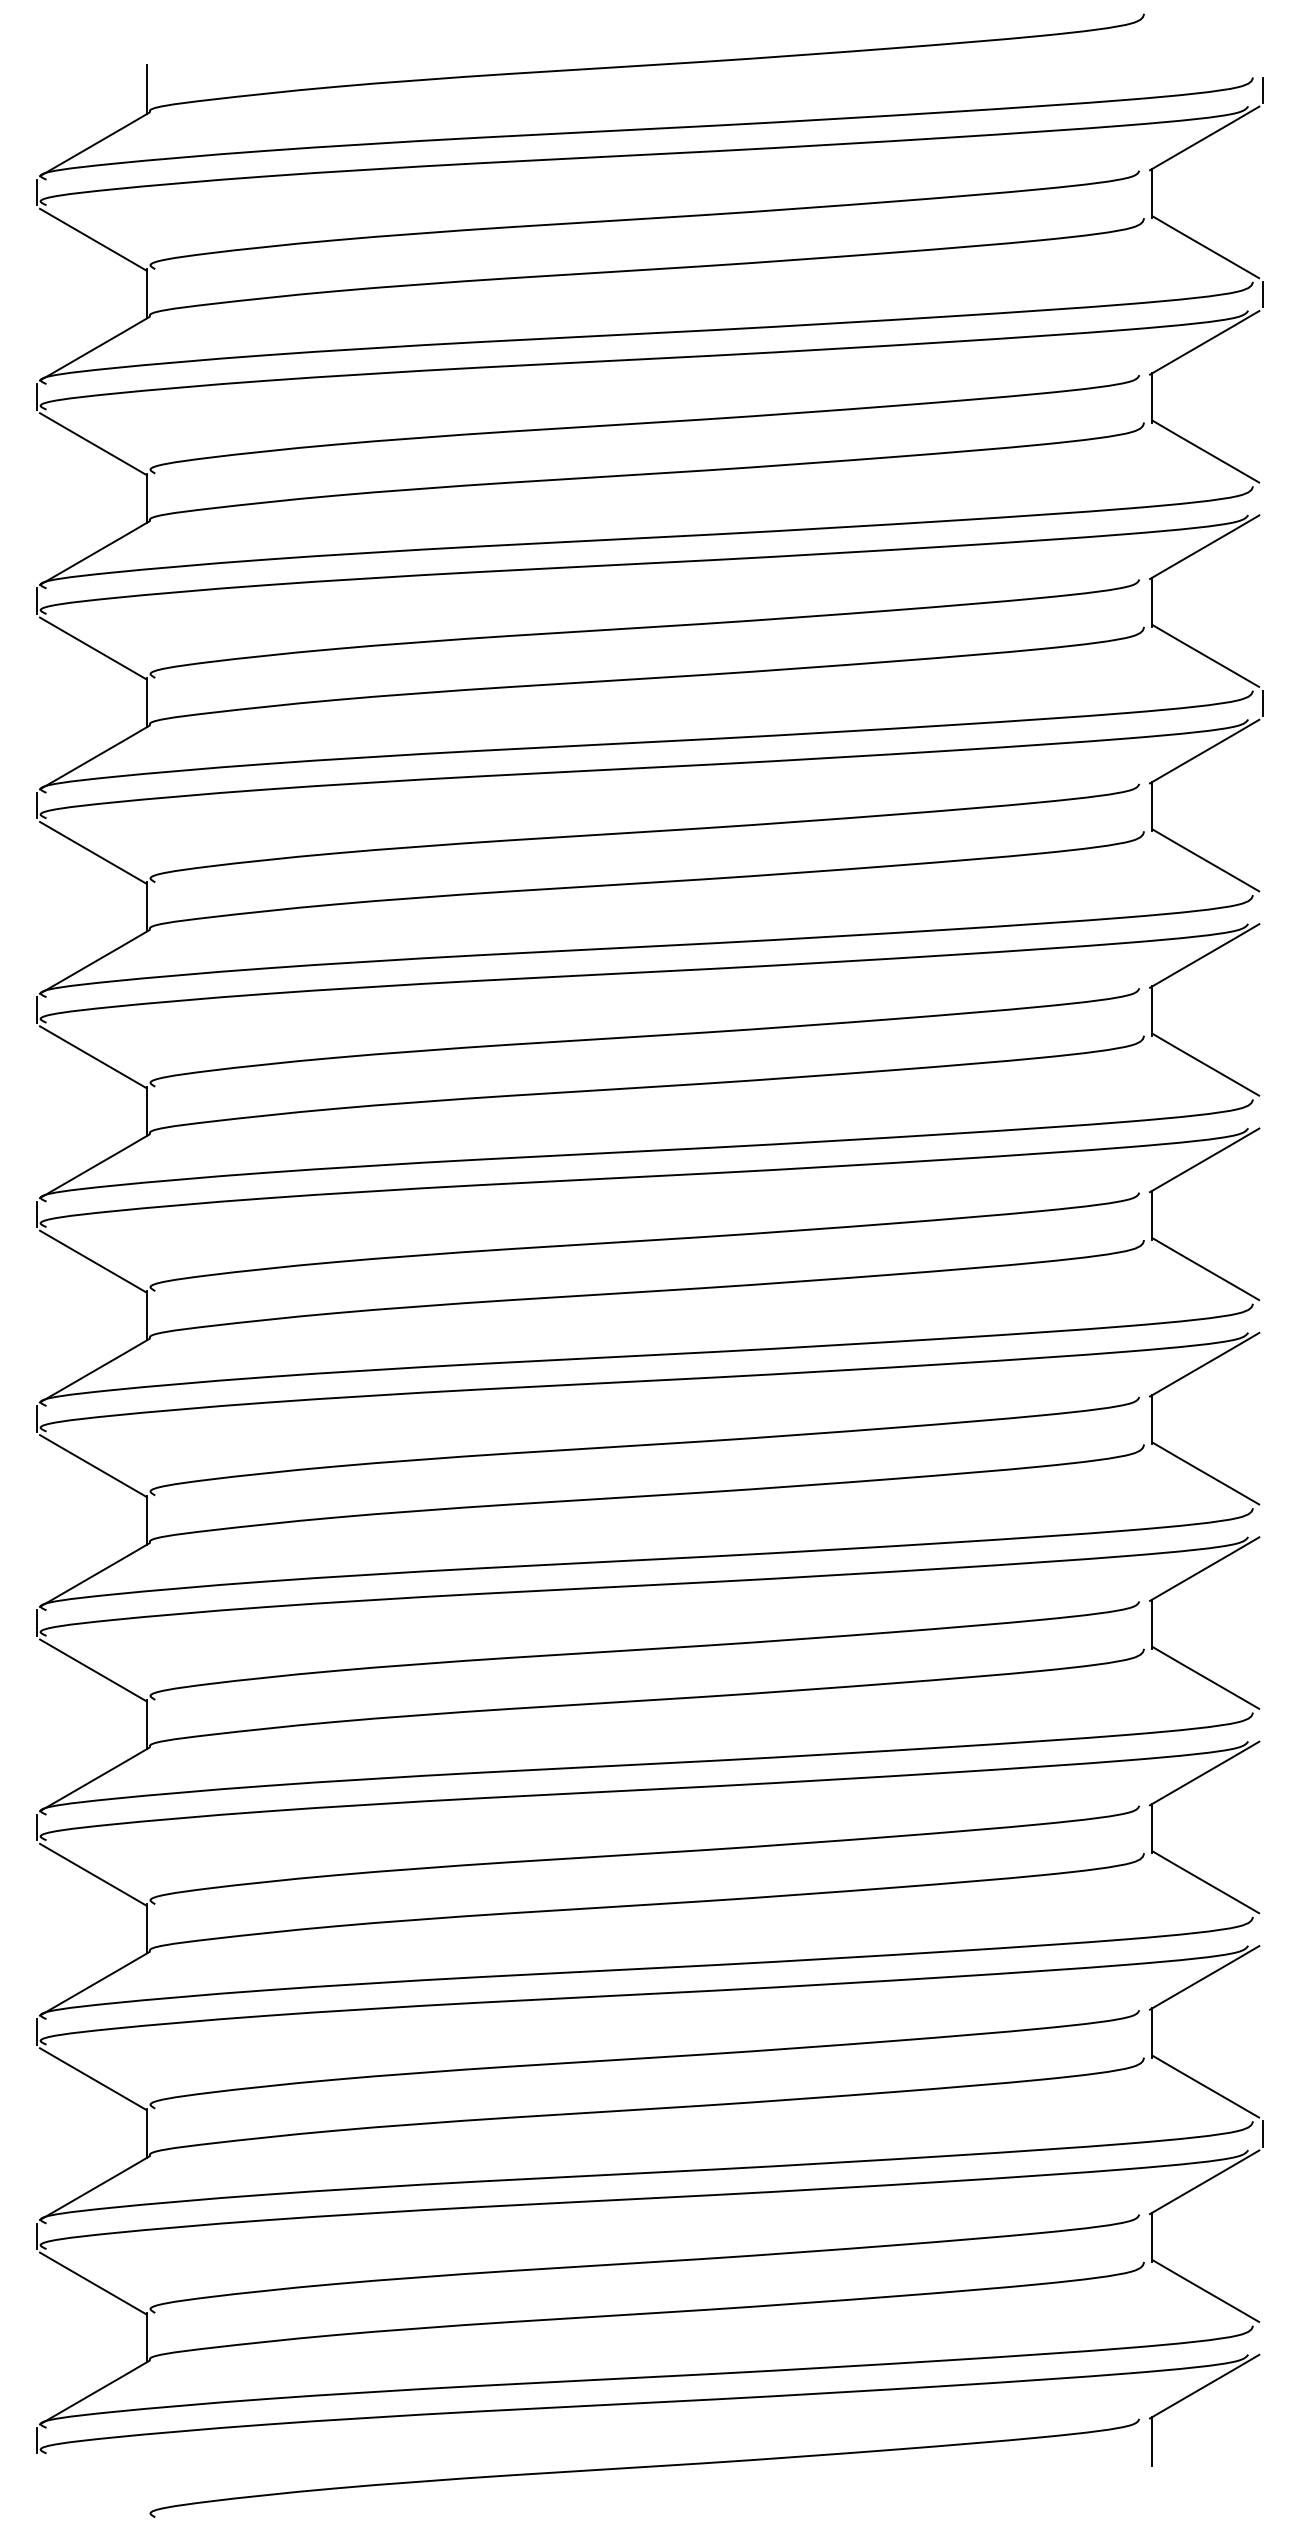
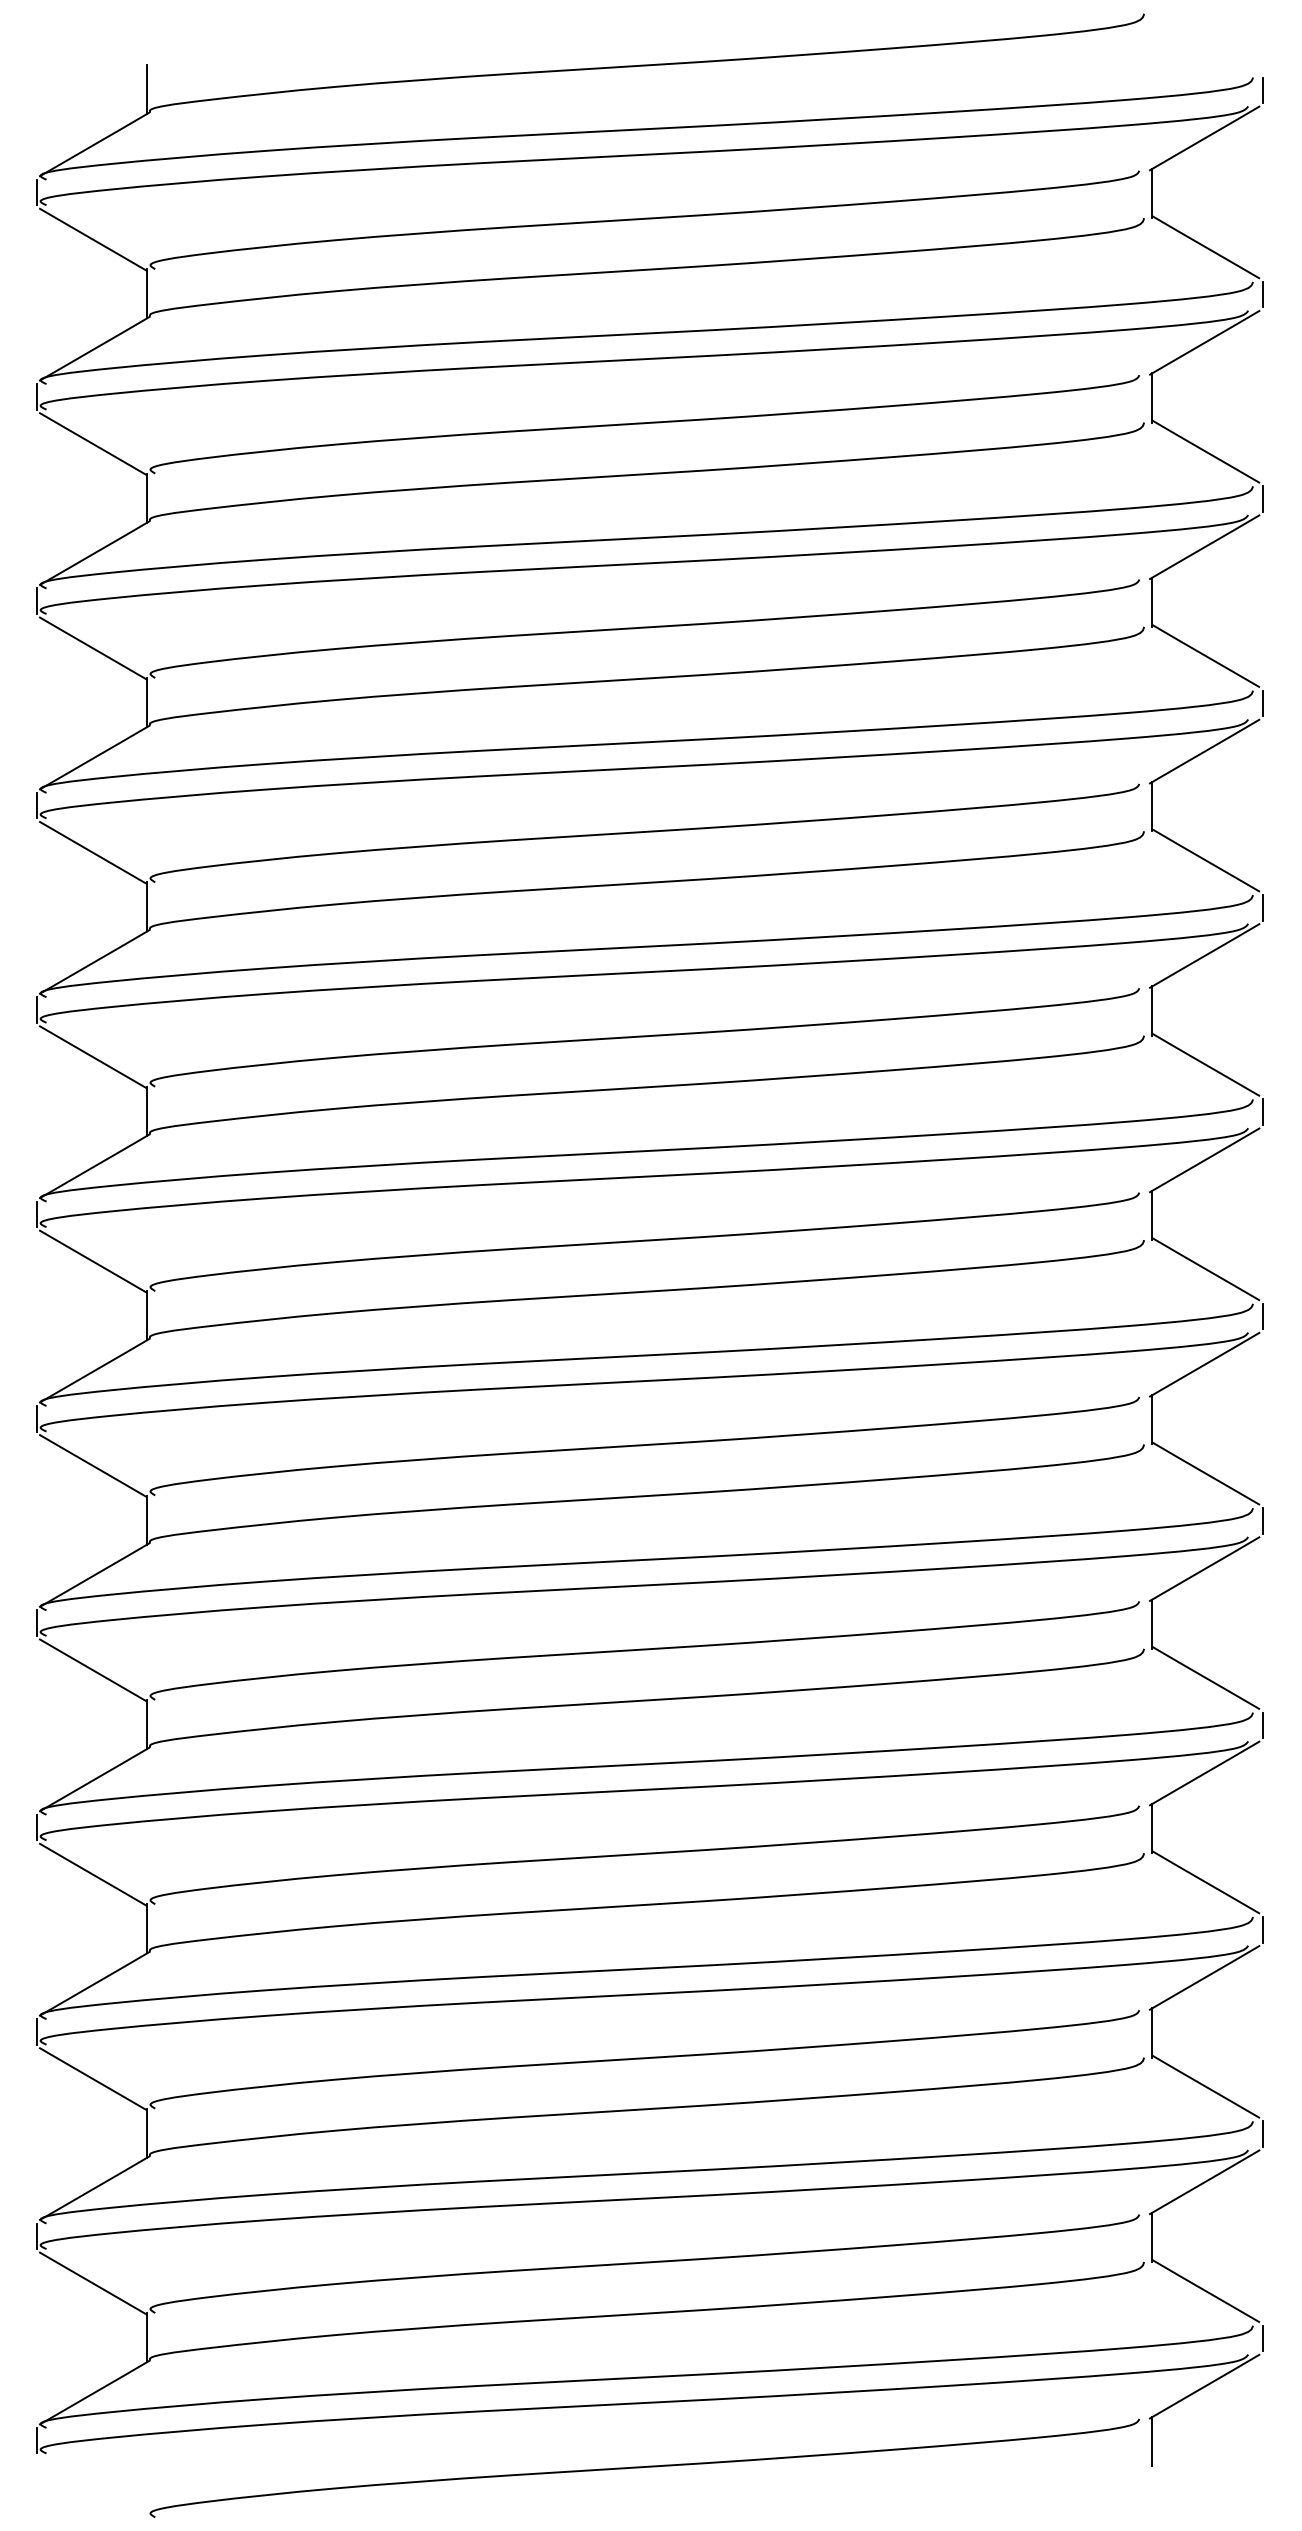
line: none -> present (1262, 498)
line: none -> present (1262, 907)
line: none -> present (1262, 1111)
line: none -> present (1262, 1316)
line: none -> present (1262, 1520)
line: none -> present (1262, 1725)
line: none -> present (1262, 1929)
line: none -> present (1262, 2338)
